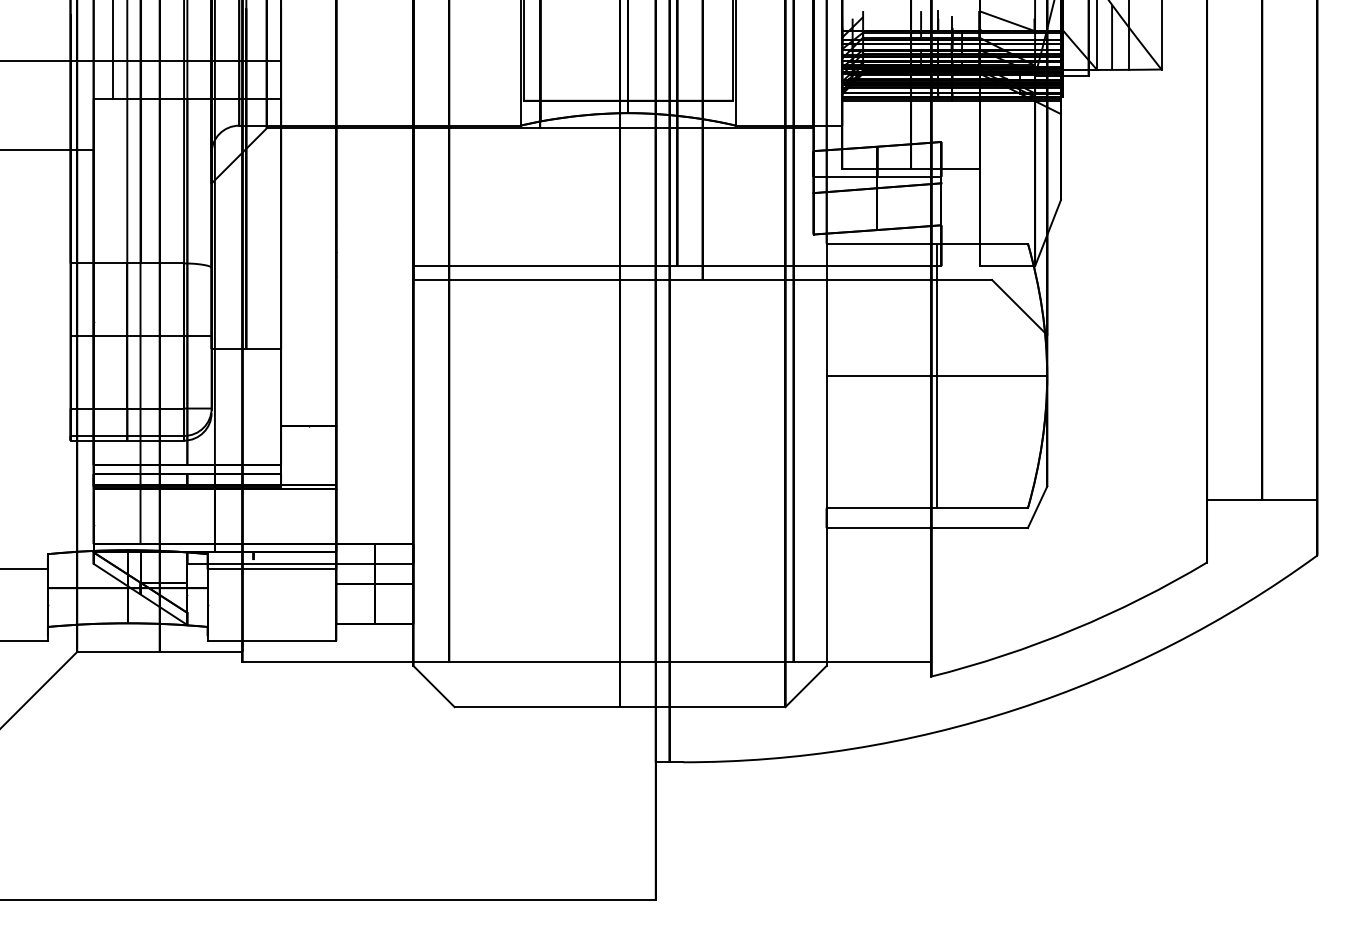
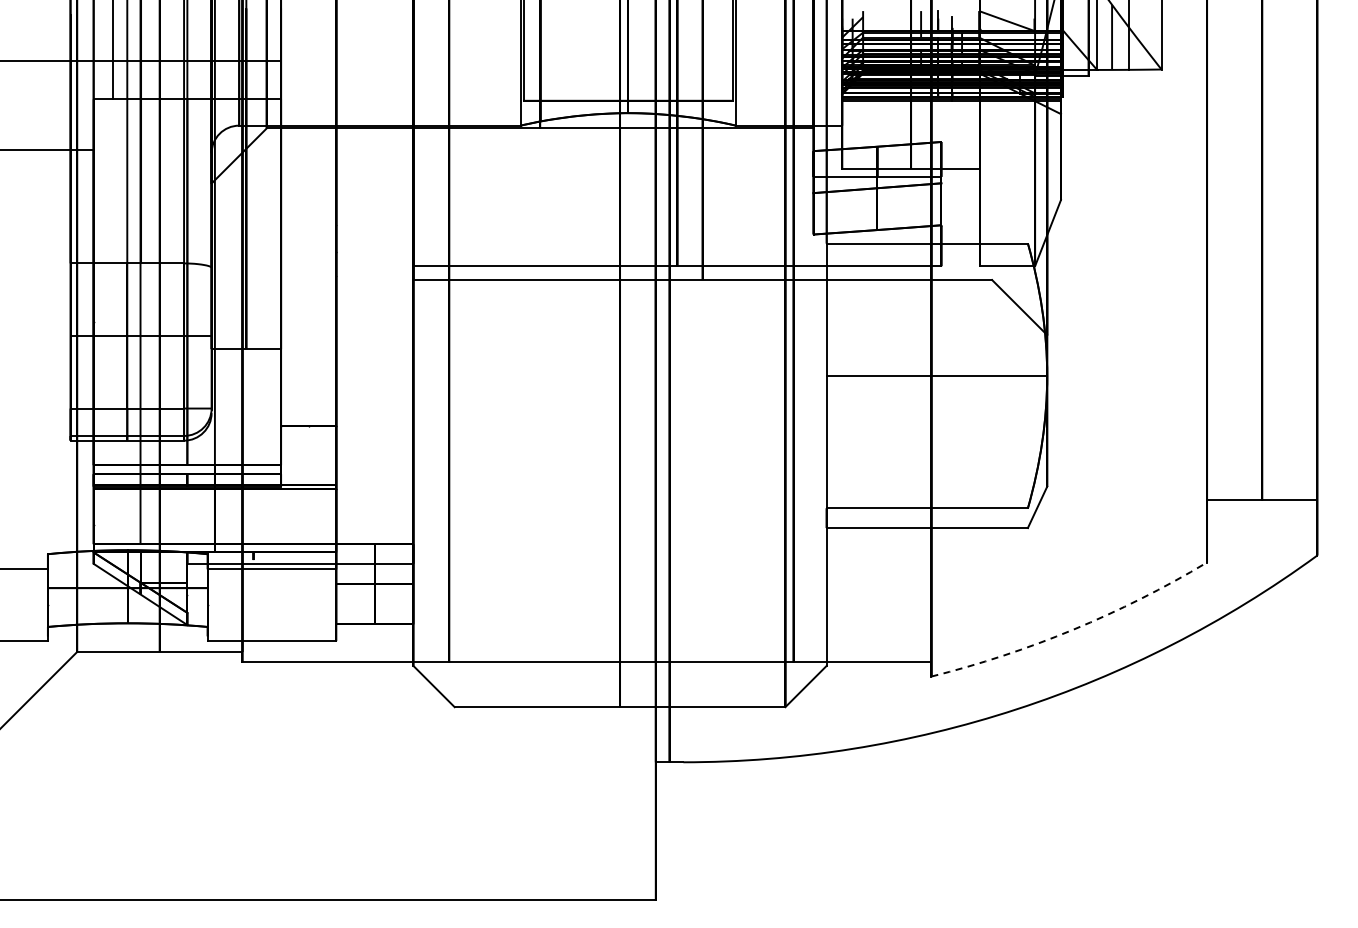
line: present -> none (936, 375)
arc: solid -> dashed (1073, 629)
